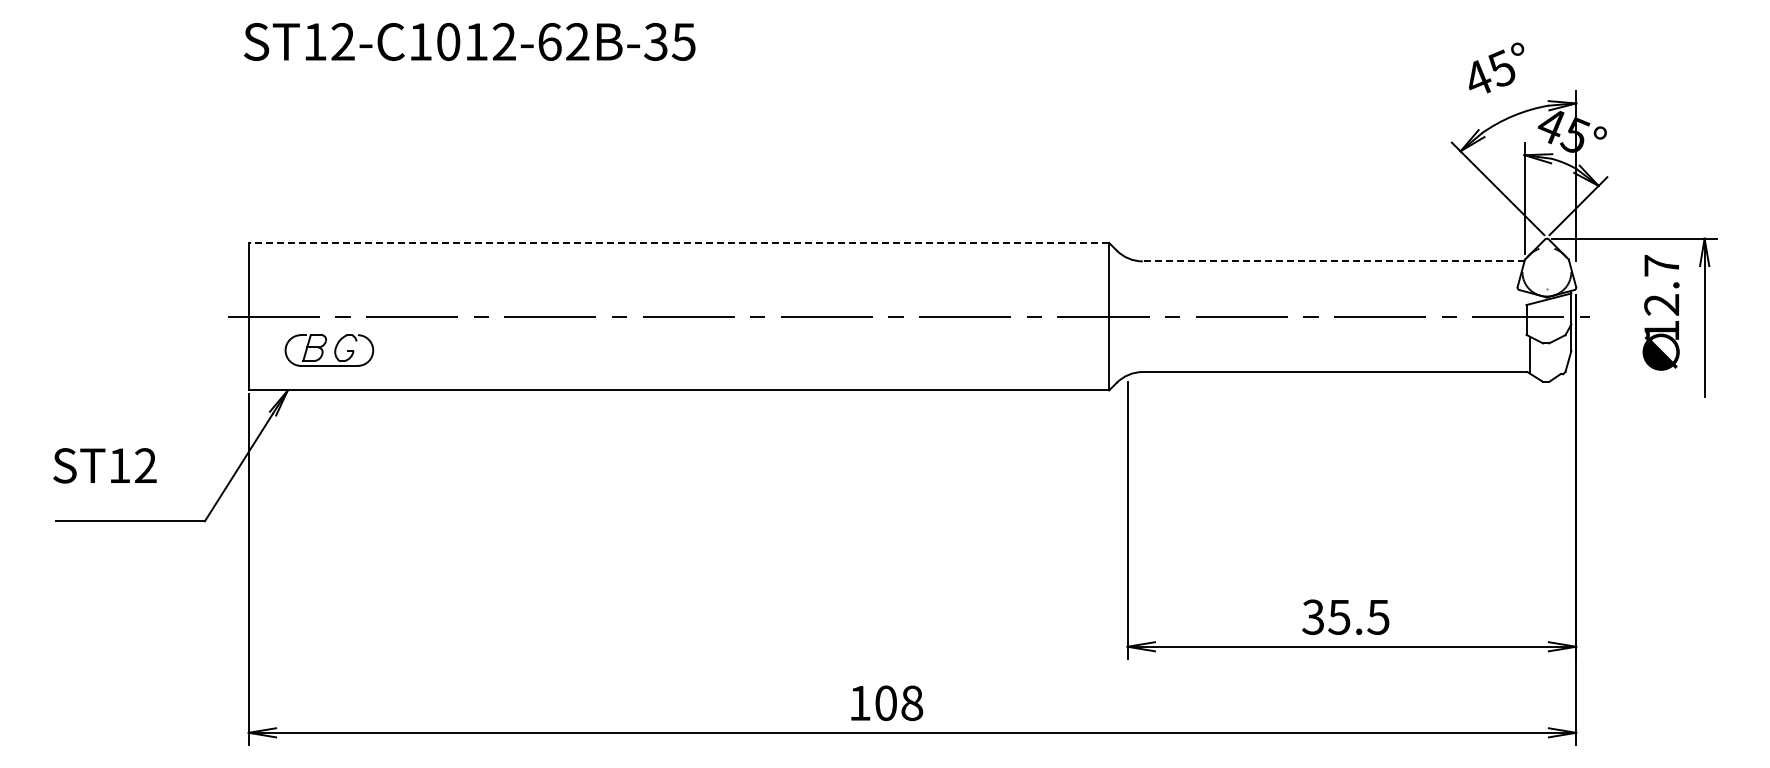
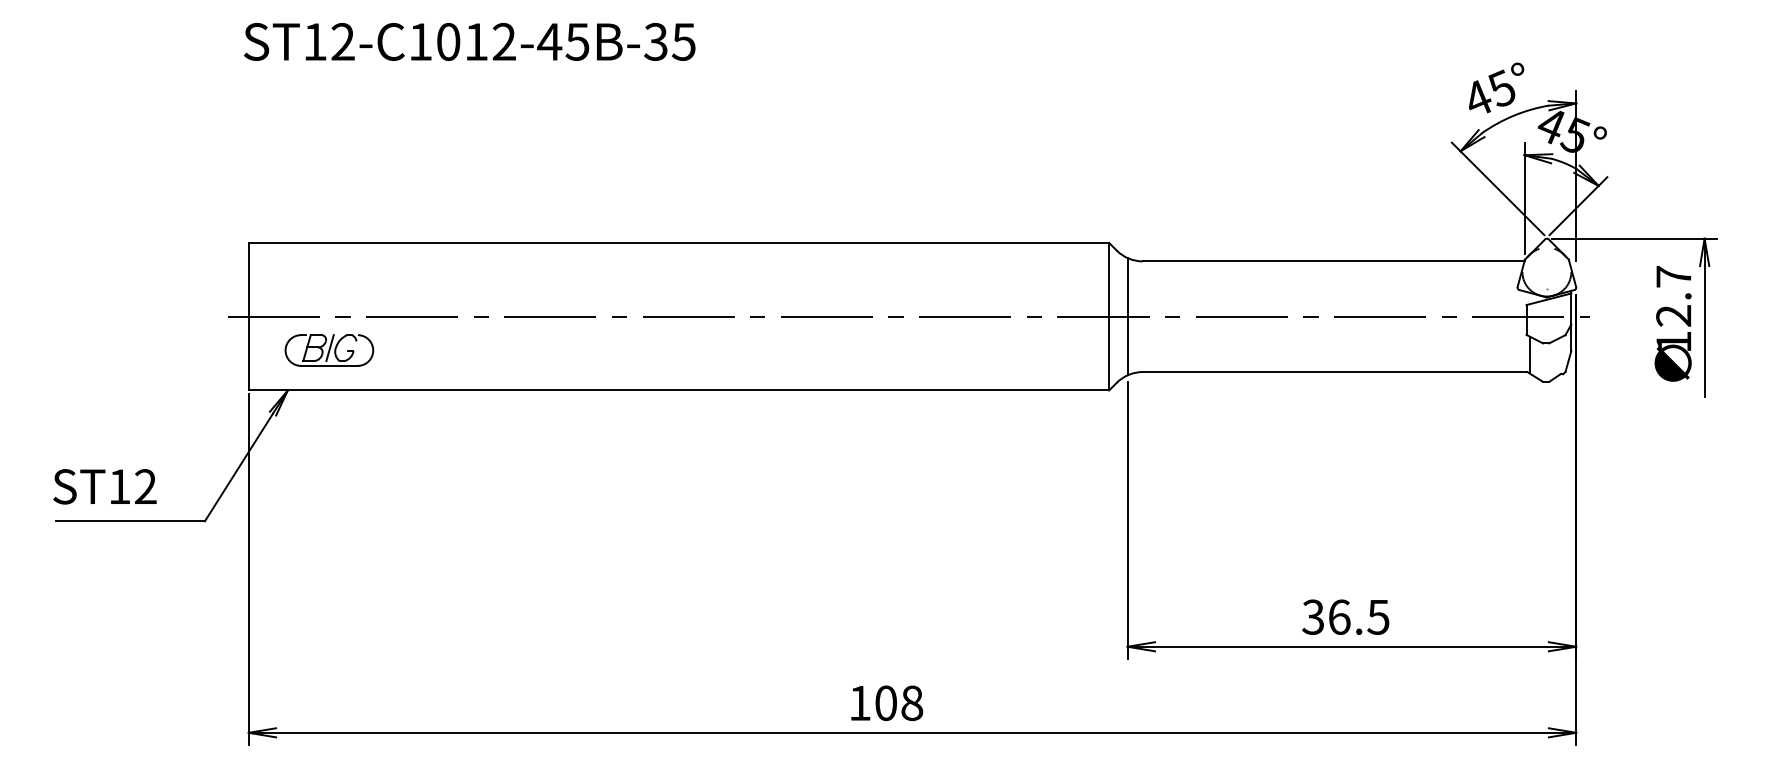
text: ST12-C1012-62B-35 -> ST12-C1012-45B-35 (563, 41)
text position: (1496, 67) -> (1496, 87) (1496, 87)
line: dashed -> solid (678, 242)
line: dashed -> solid (1333, 261)
text position: (1660, 312) -> (1672, 323) (1672, 323)
line: none -> present (1127, 316)
line: none -> present (329, 347)
text position: (104, 465) -> (104, 486) (104, 486)
text: 35.5 -> 36.5 (1339, 616)
